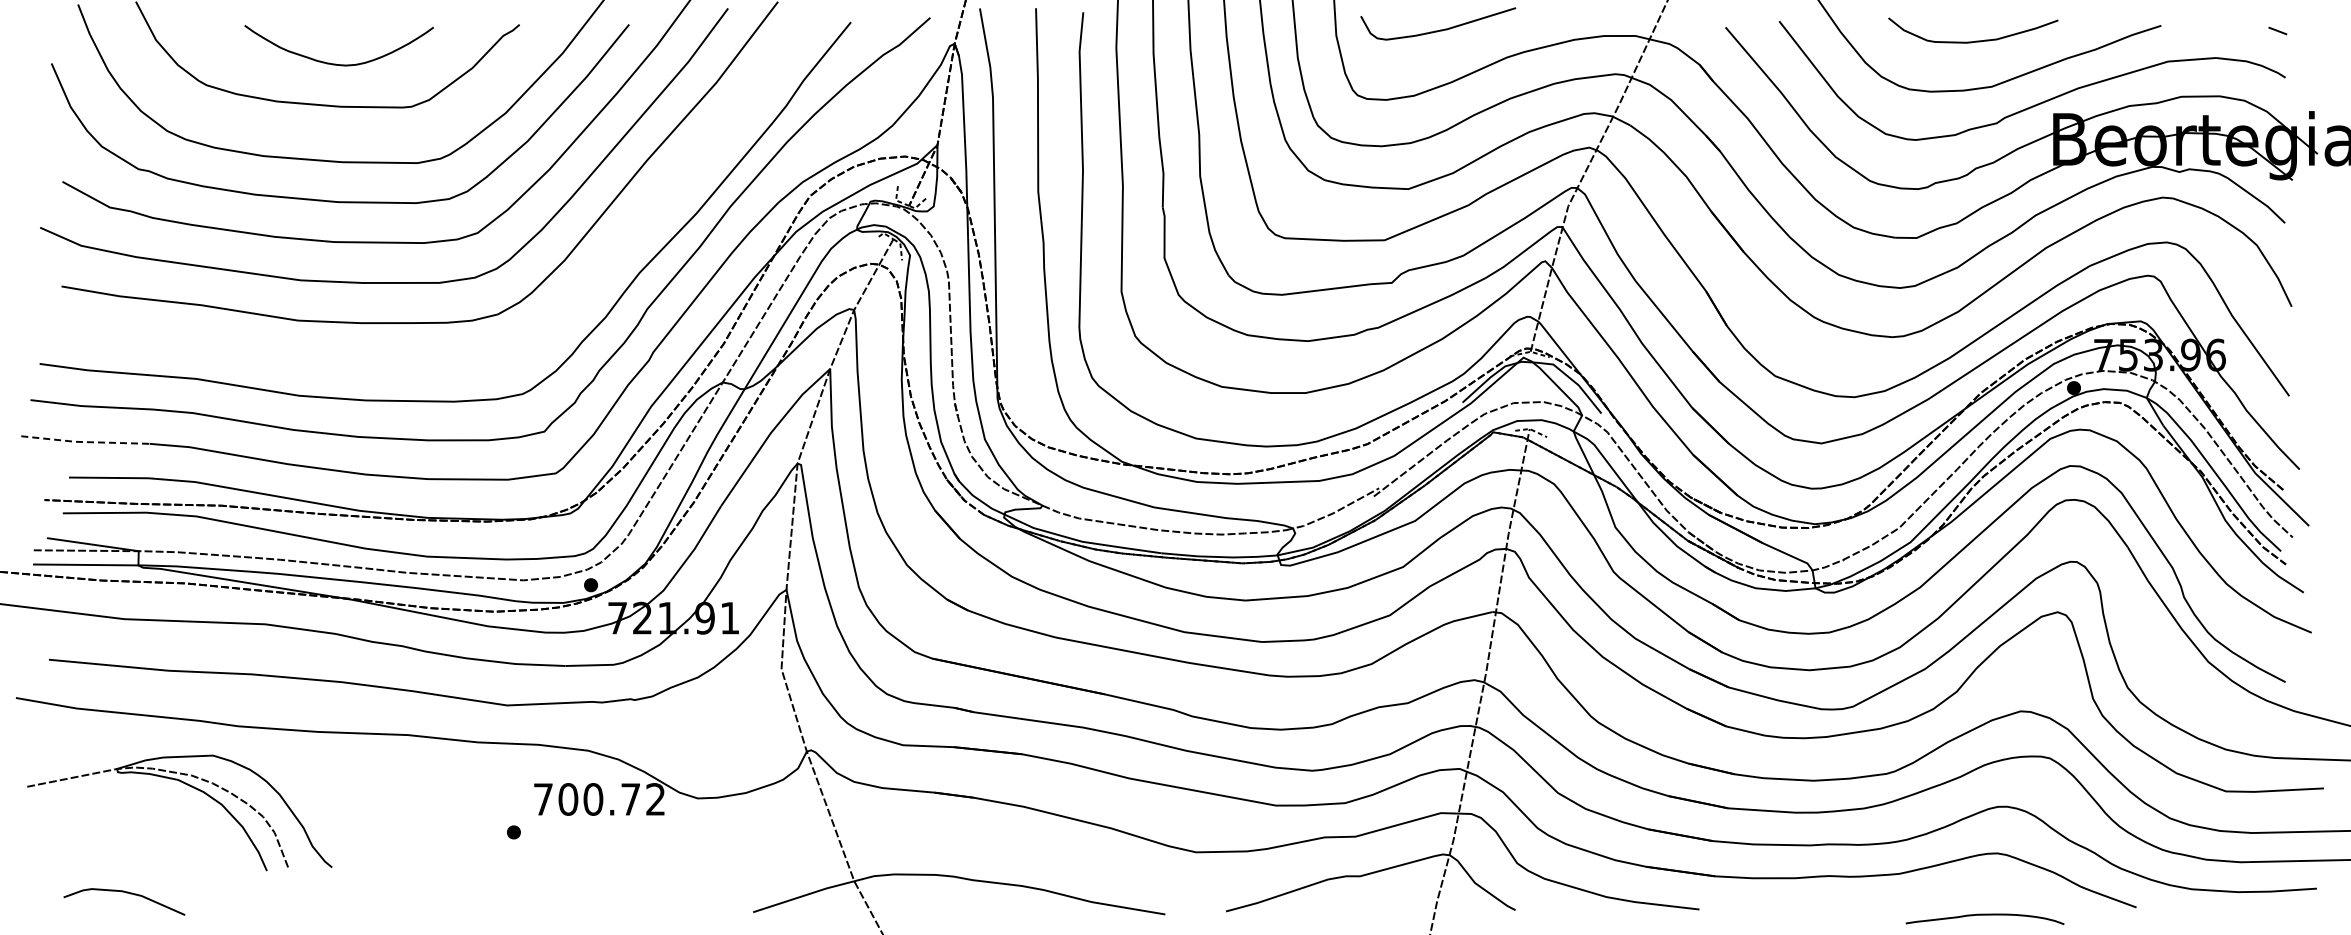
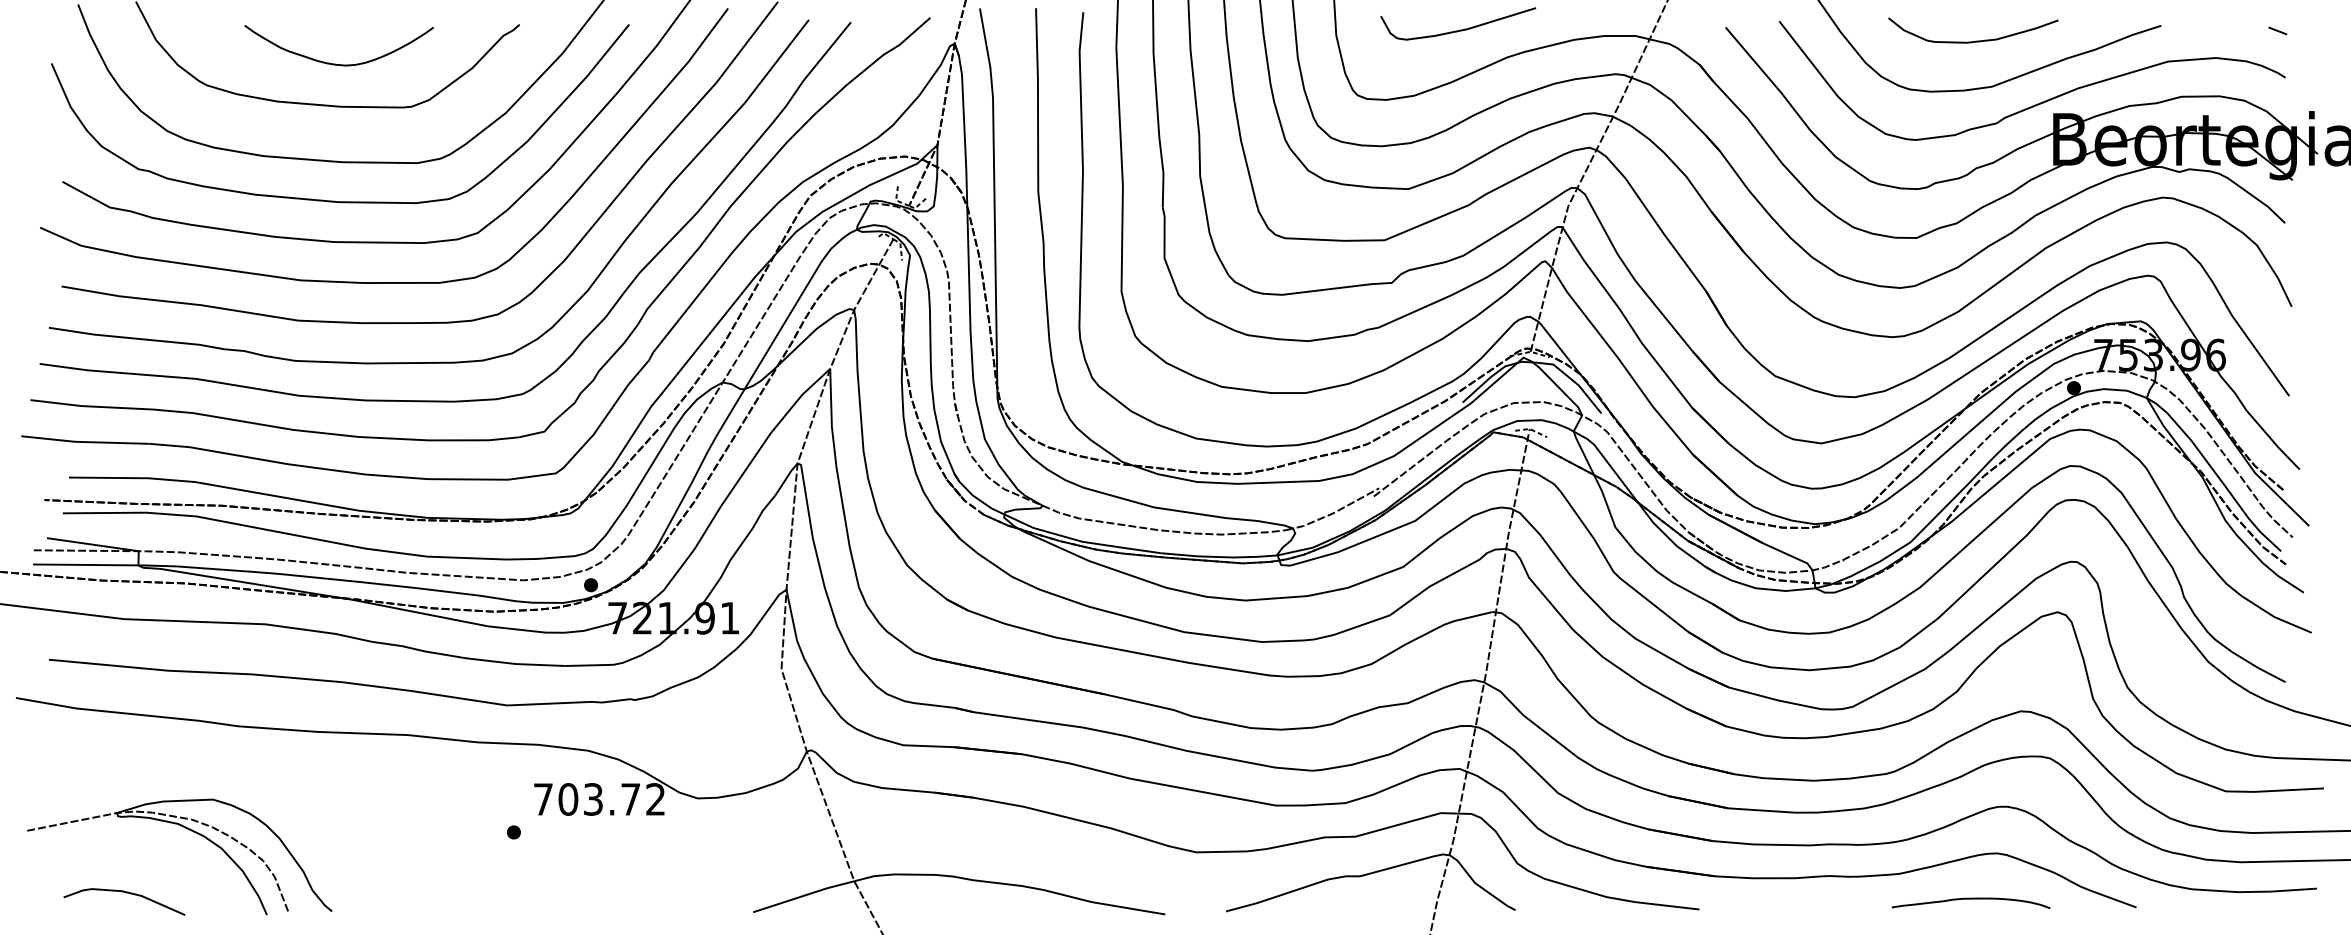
curve position: (1439, 29) -> (1459, 29) (1459, 29)
curve: none -> present (439, 361)
line: dashed -> solid (85, 442)
part position: (191, 787) -> (191, 831) (191, 831)
text: 700.72 -> 703.72 (593, 799)
curve position: (1984, 915) -> (1970, 899) (1970, 899)
